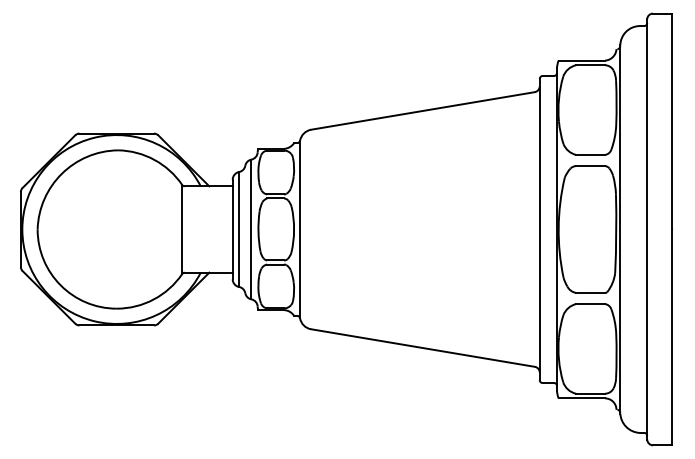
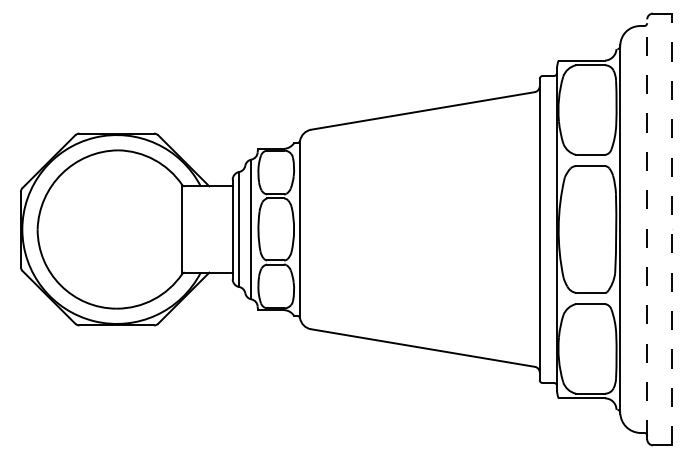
line: solid -> dashed (647, 229)
line: solid -> dashed (672, 229)
